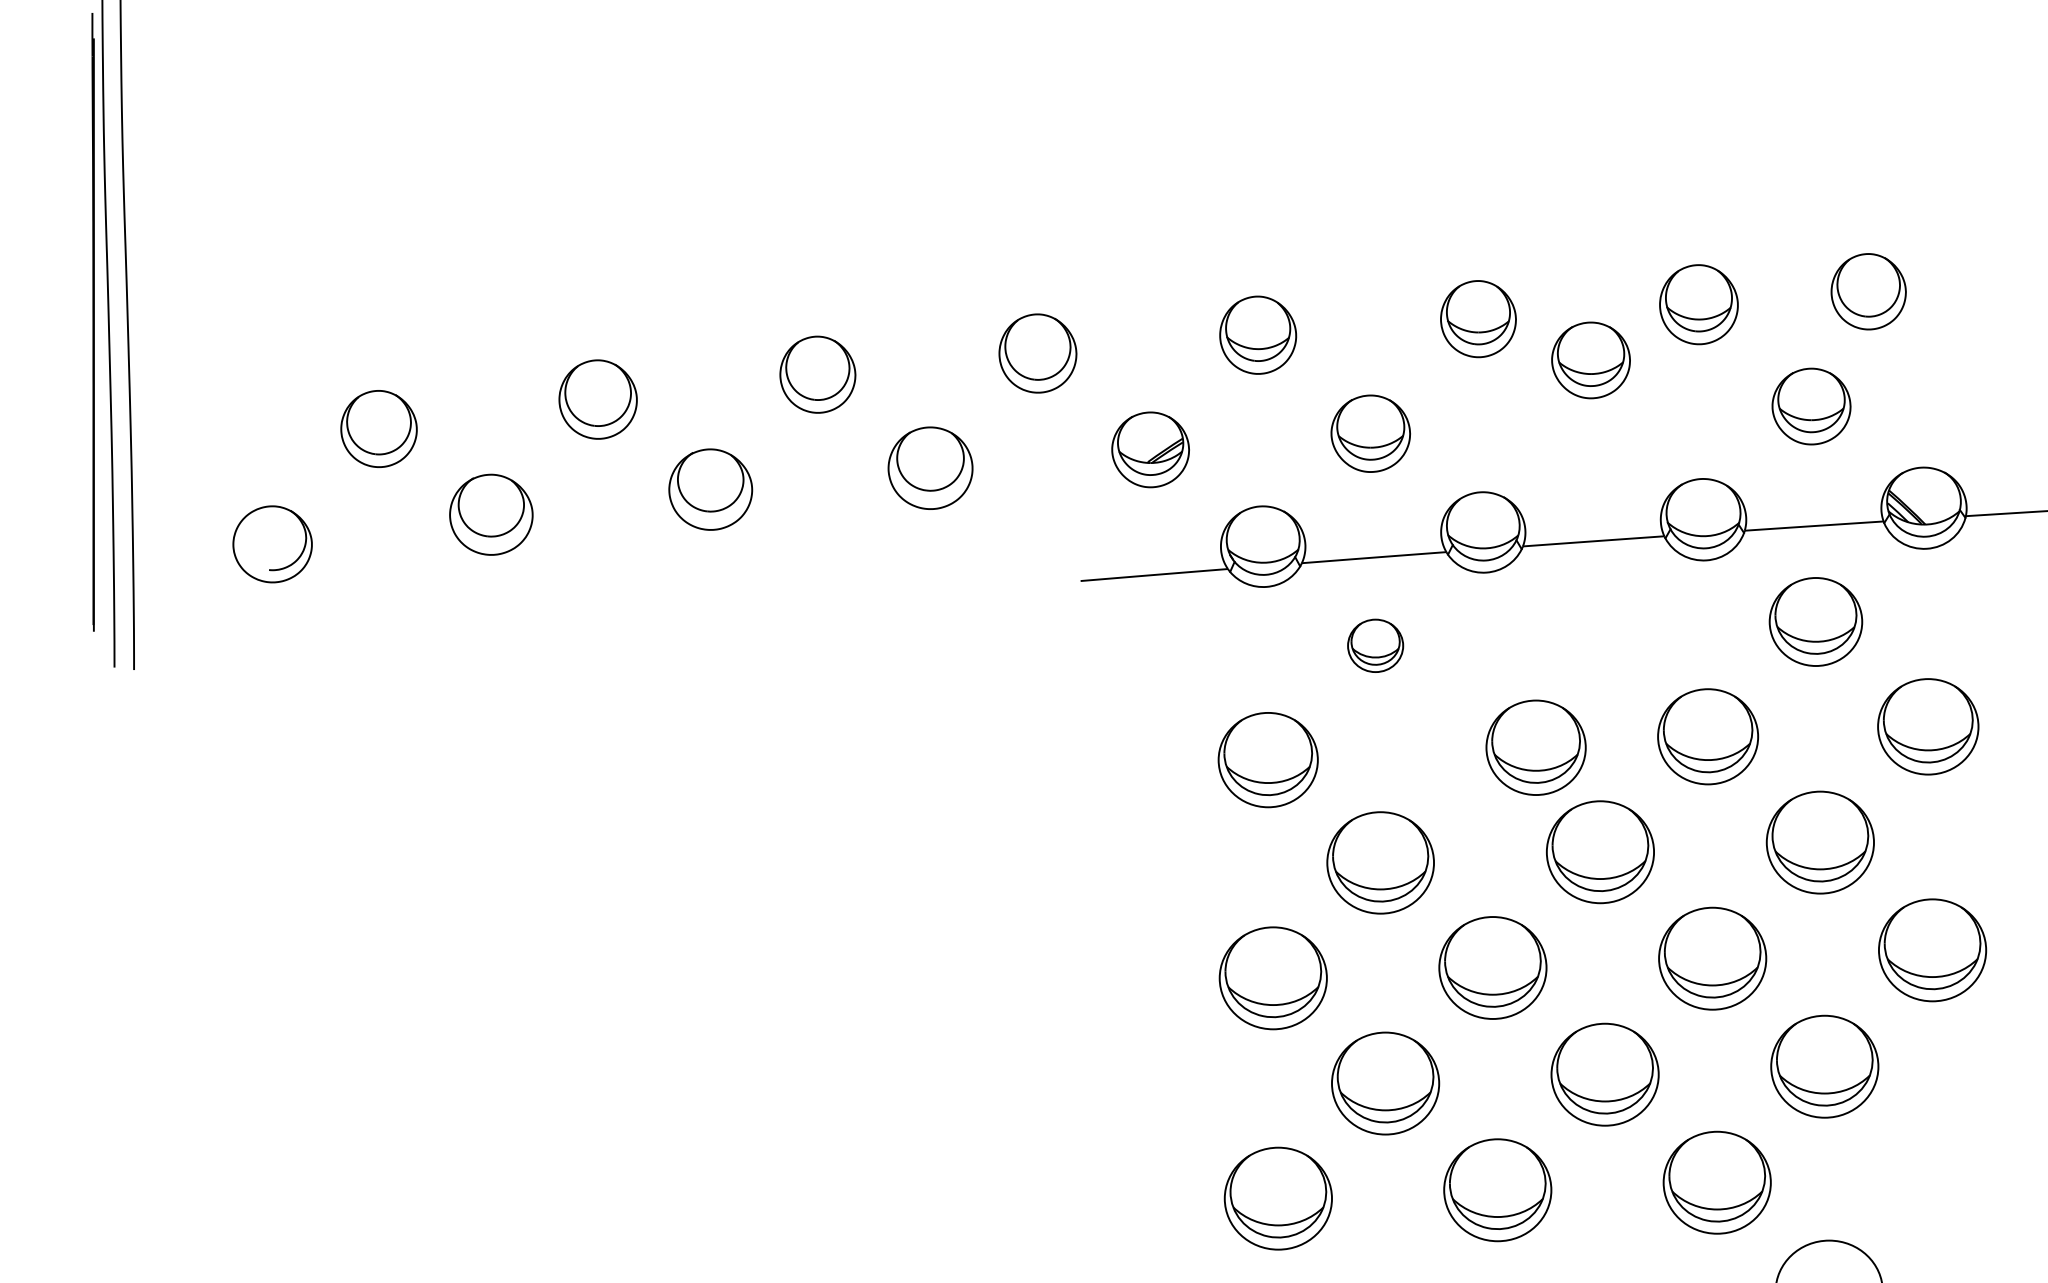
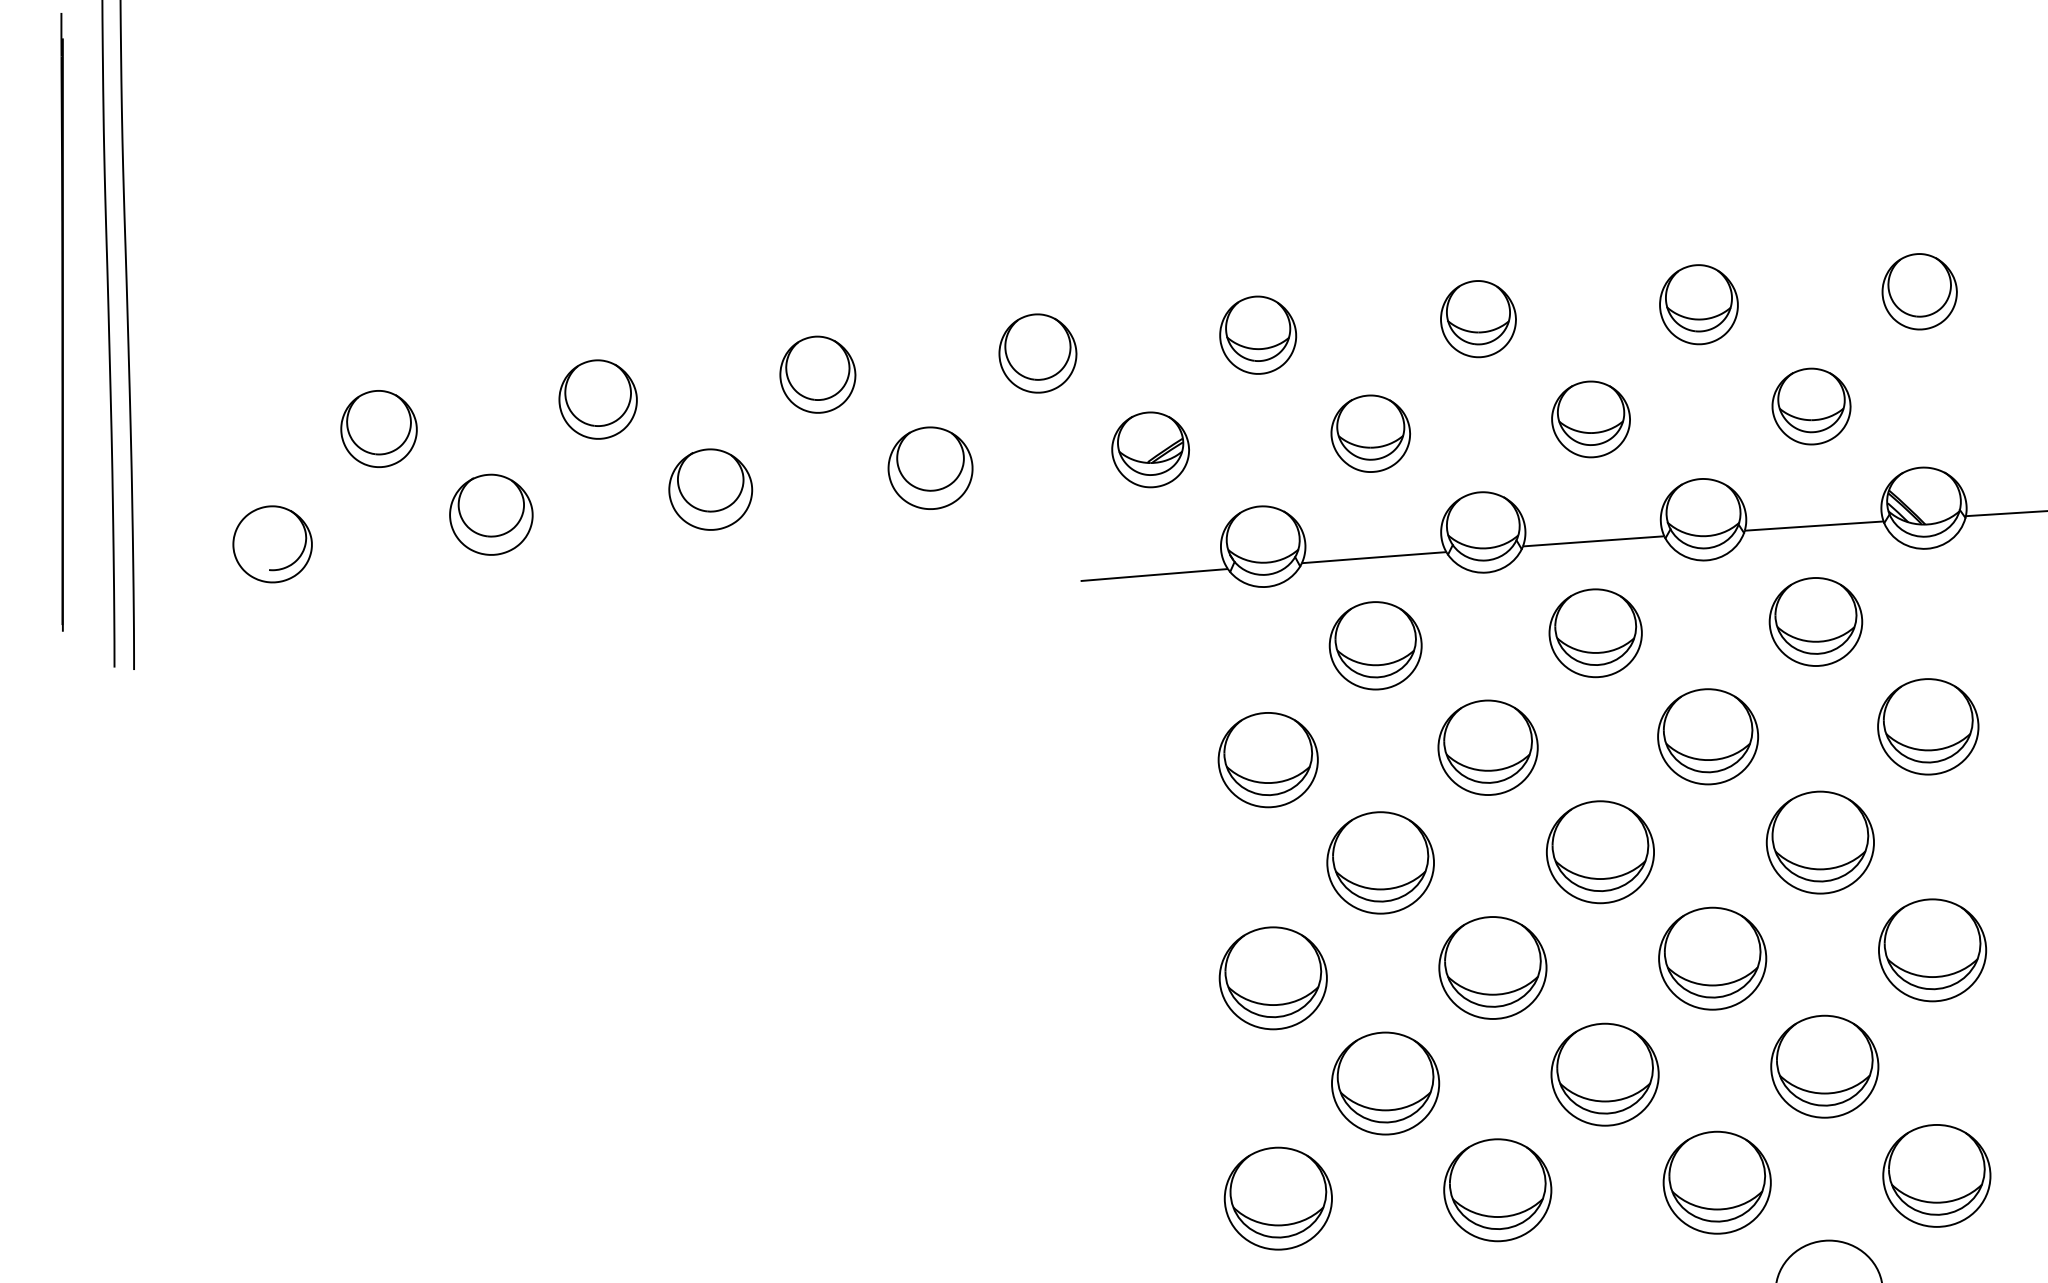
part position: (1868, 291) -> (1919, 291) (1919, 291)
line position: (92, 322) -> (61, 322) (61, 322)
part position: (1590, 360) -> (1590, 419) (1590, 419)
part: none -> present (1595, 633)
part size: 58x55 px -> 95x90 px (1375, 645)
part position: (1535, 747) -> (1487, 747) (1487, 747)
part: none -> present (1936, 1175)
